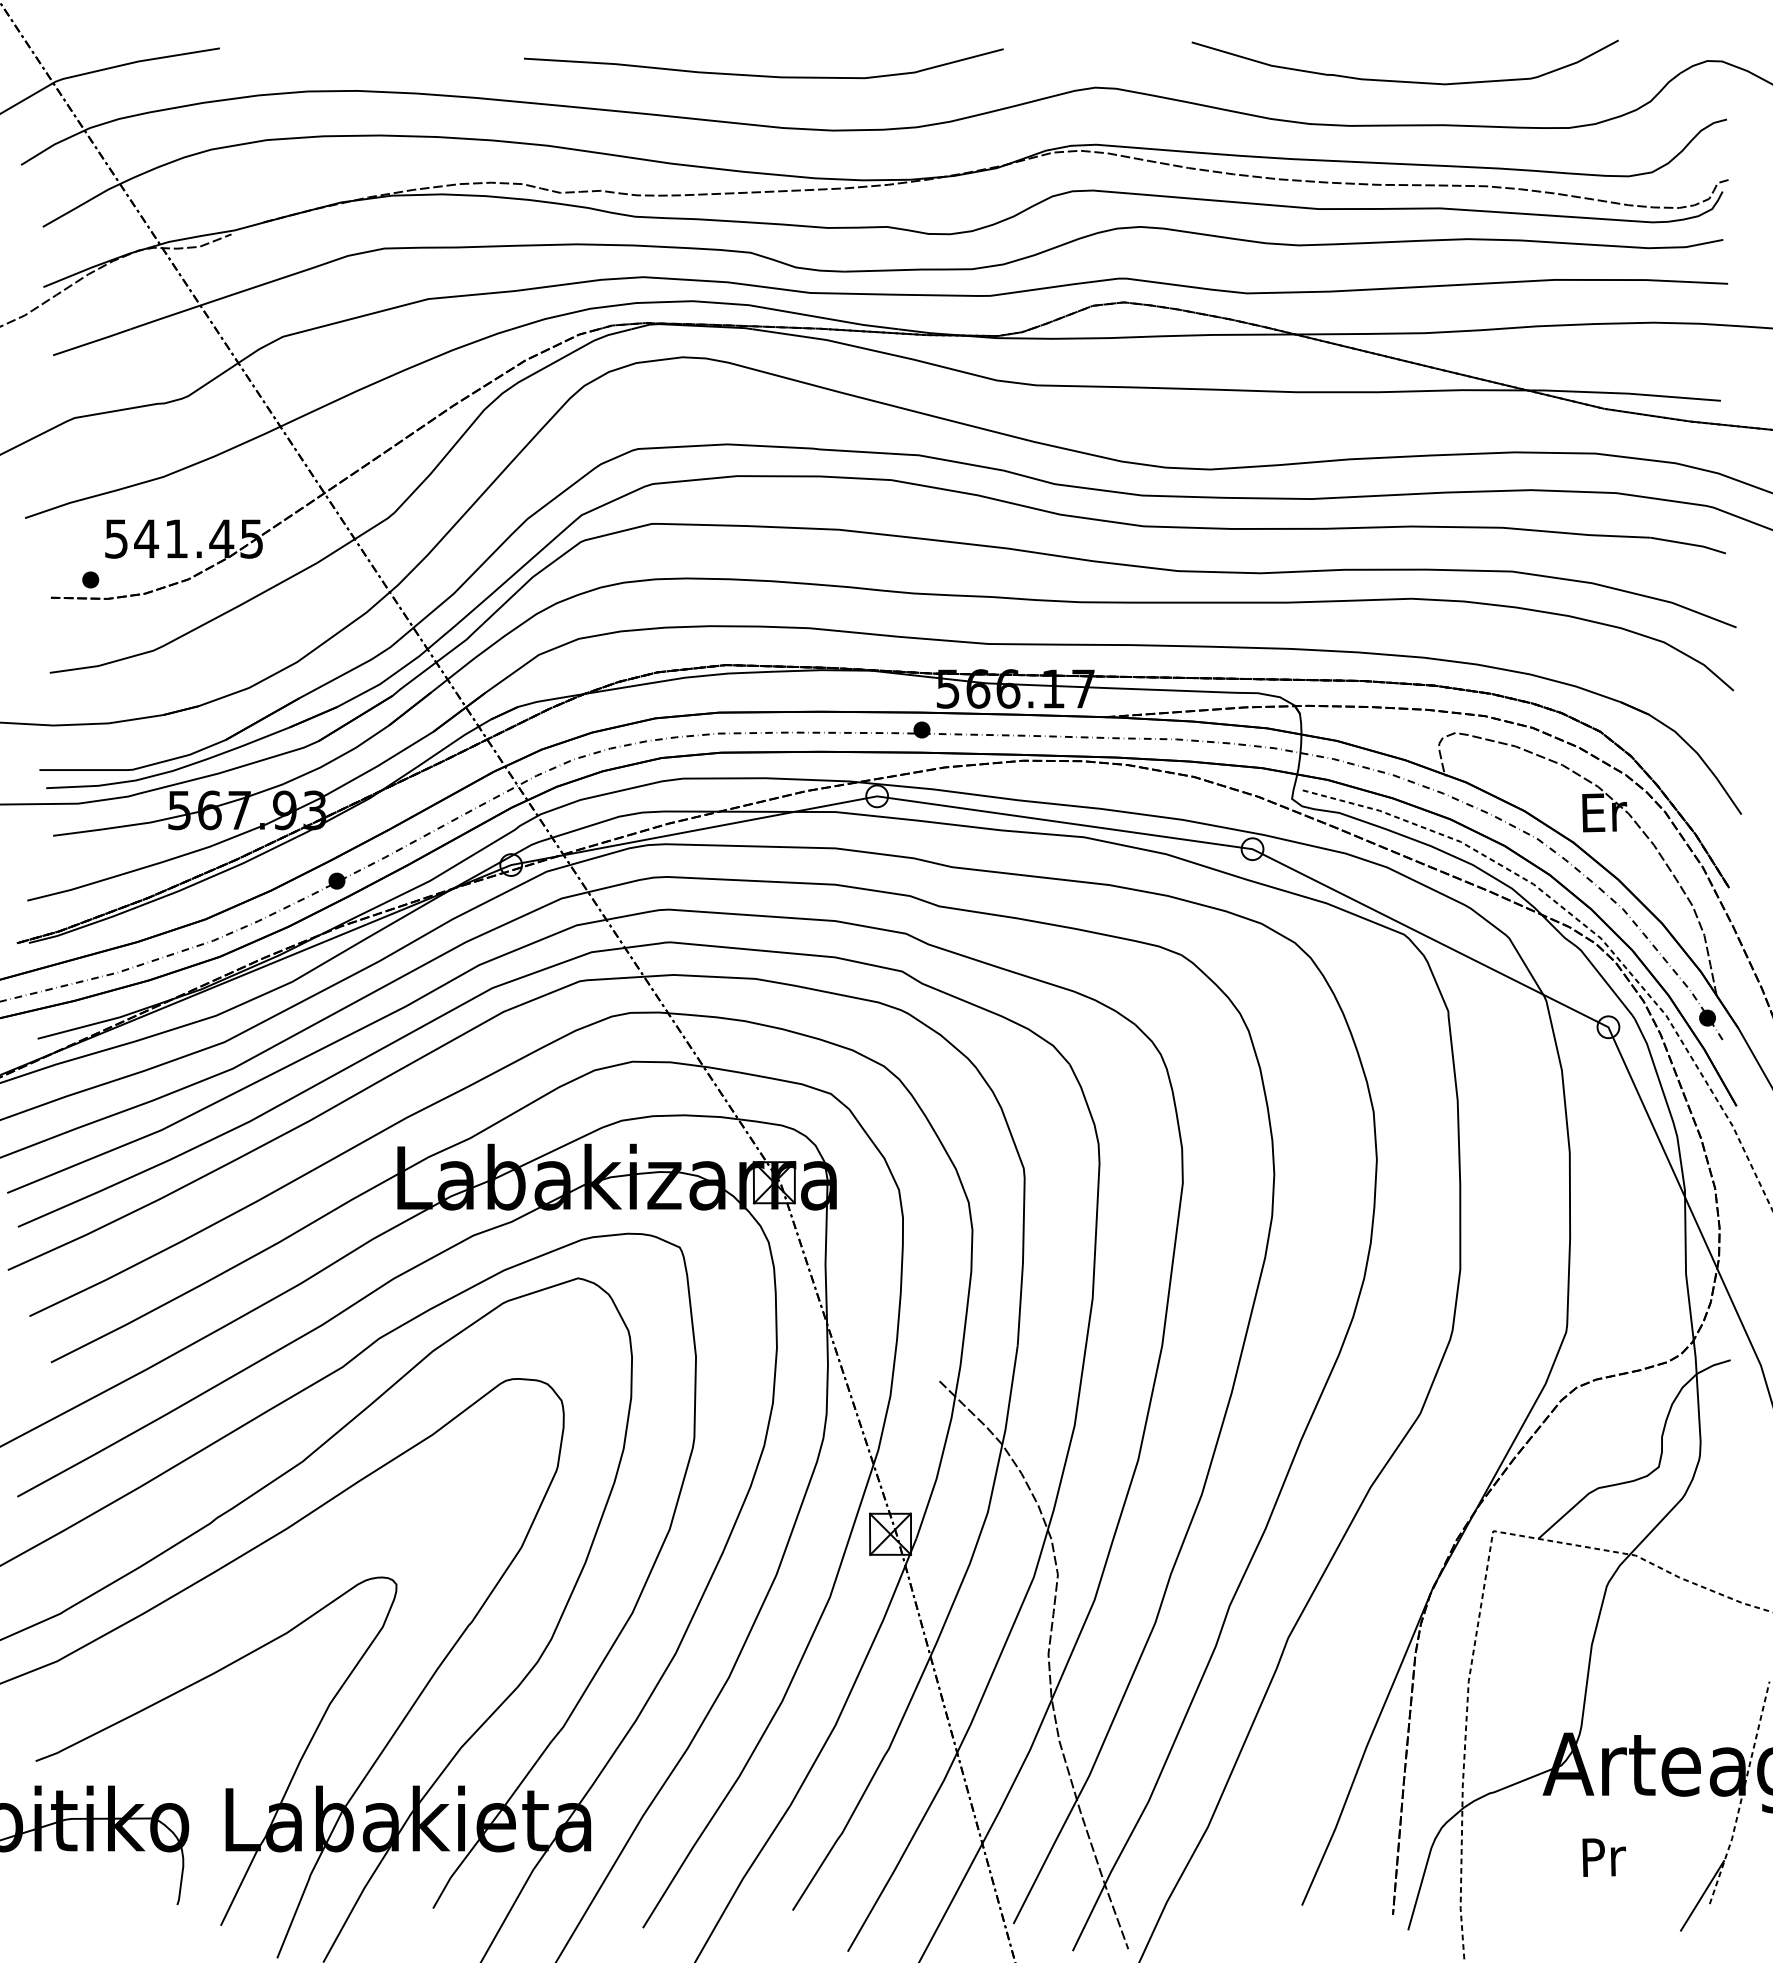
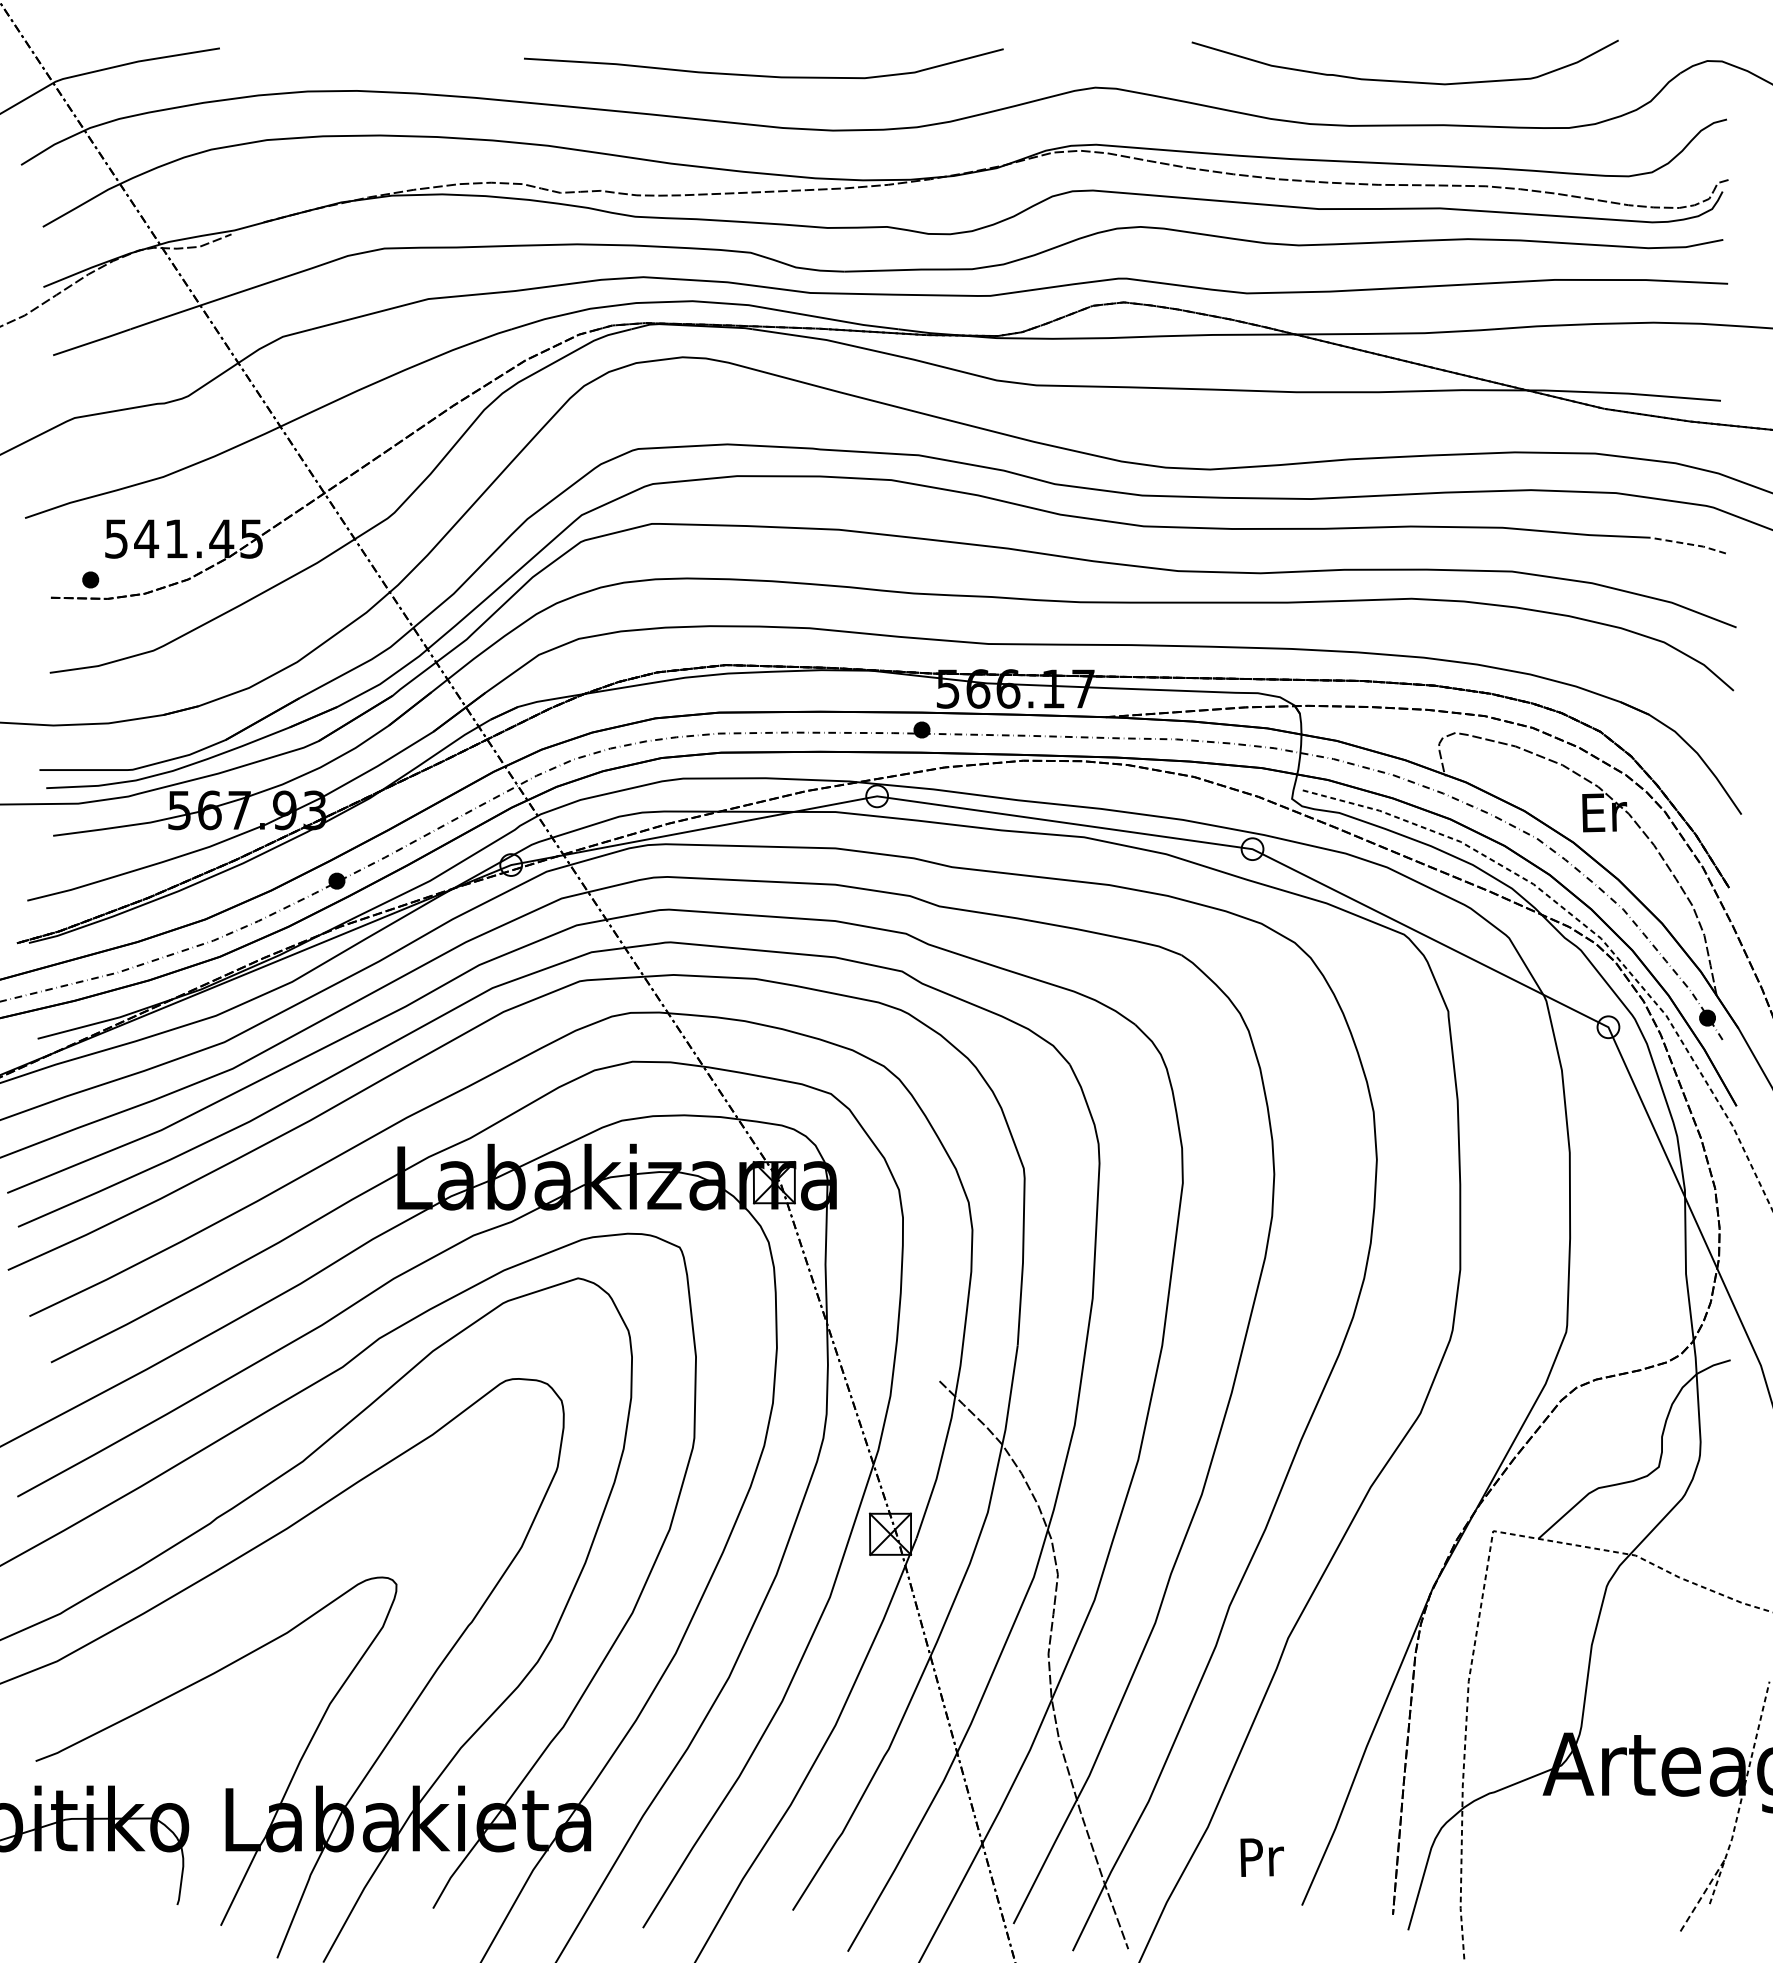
line: solid -> dashed (1688, 544)
text position: (1603, 1857) -> (1261, 1857) (1261, 1857)
line: solid -> dashed (1702, 1895)
